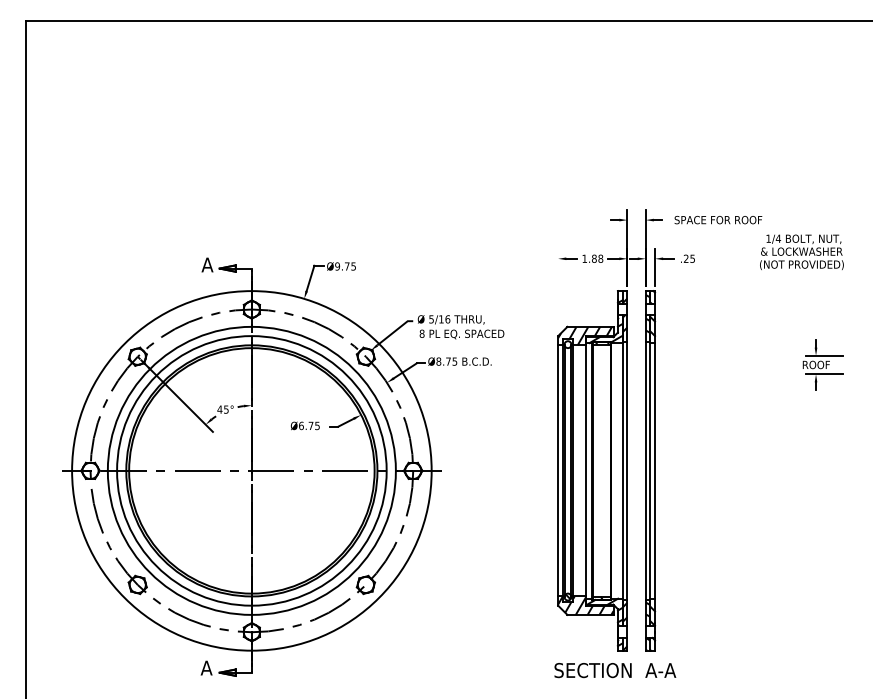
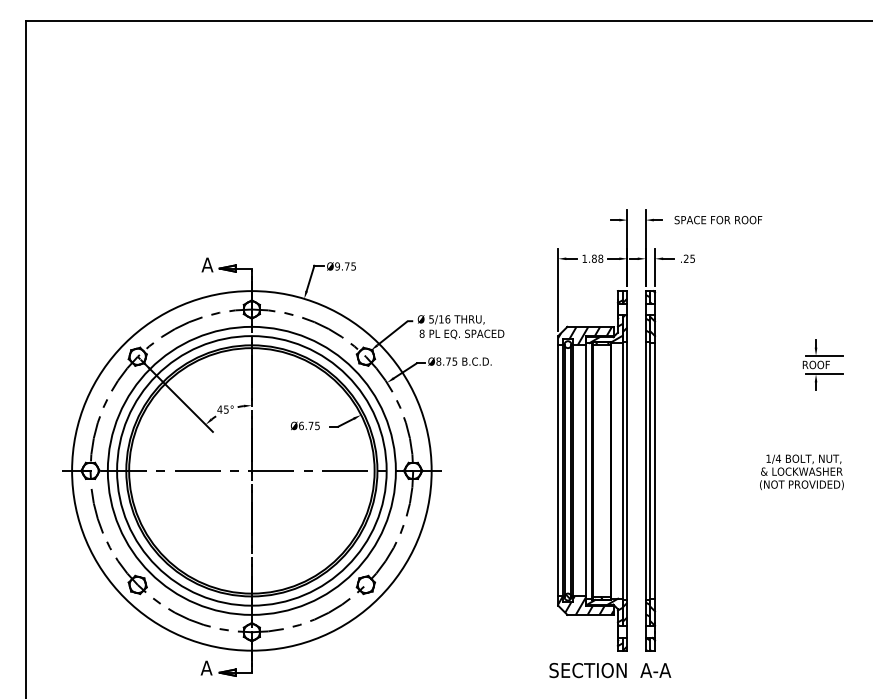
text position: (801, 251) -> (801, 471) (801, 471)
line: none -> present (558, 289)
text position: (615, 670) -> (610, 670) (610, 670)
